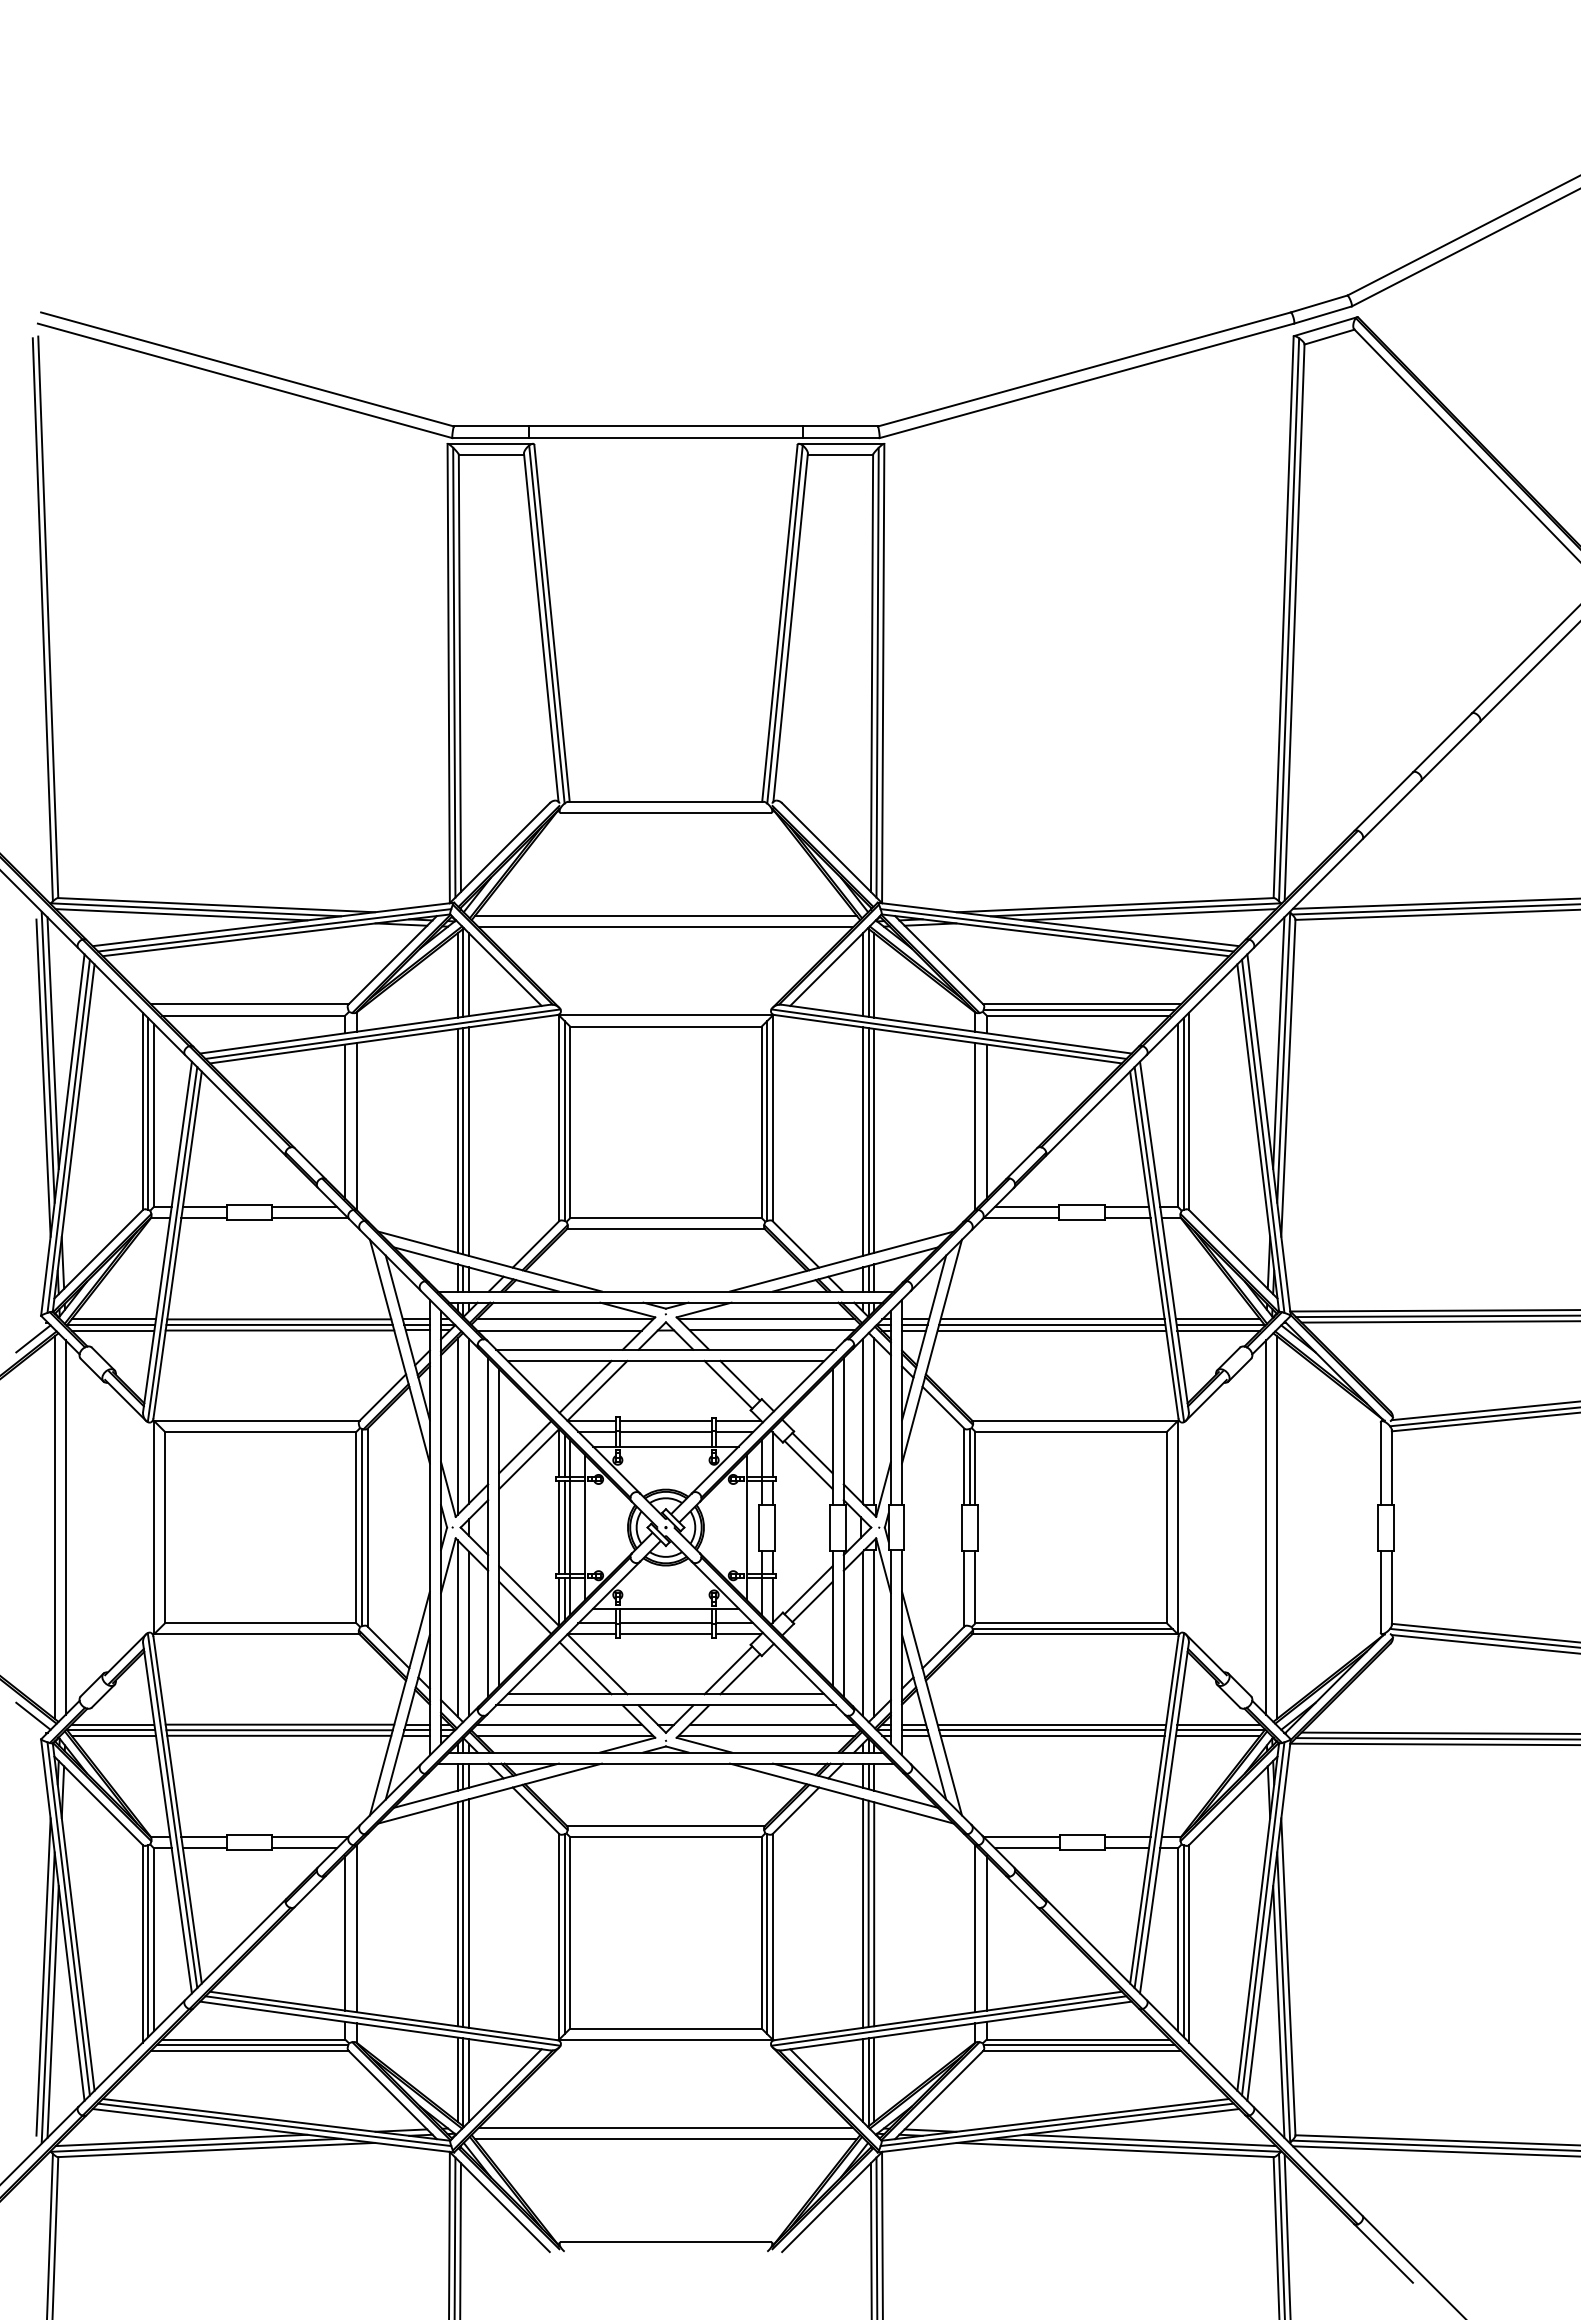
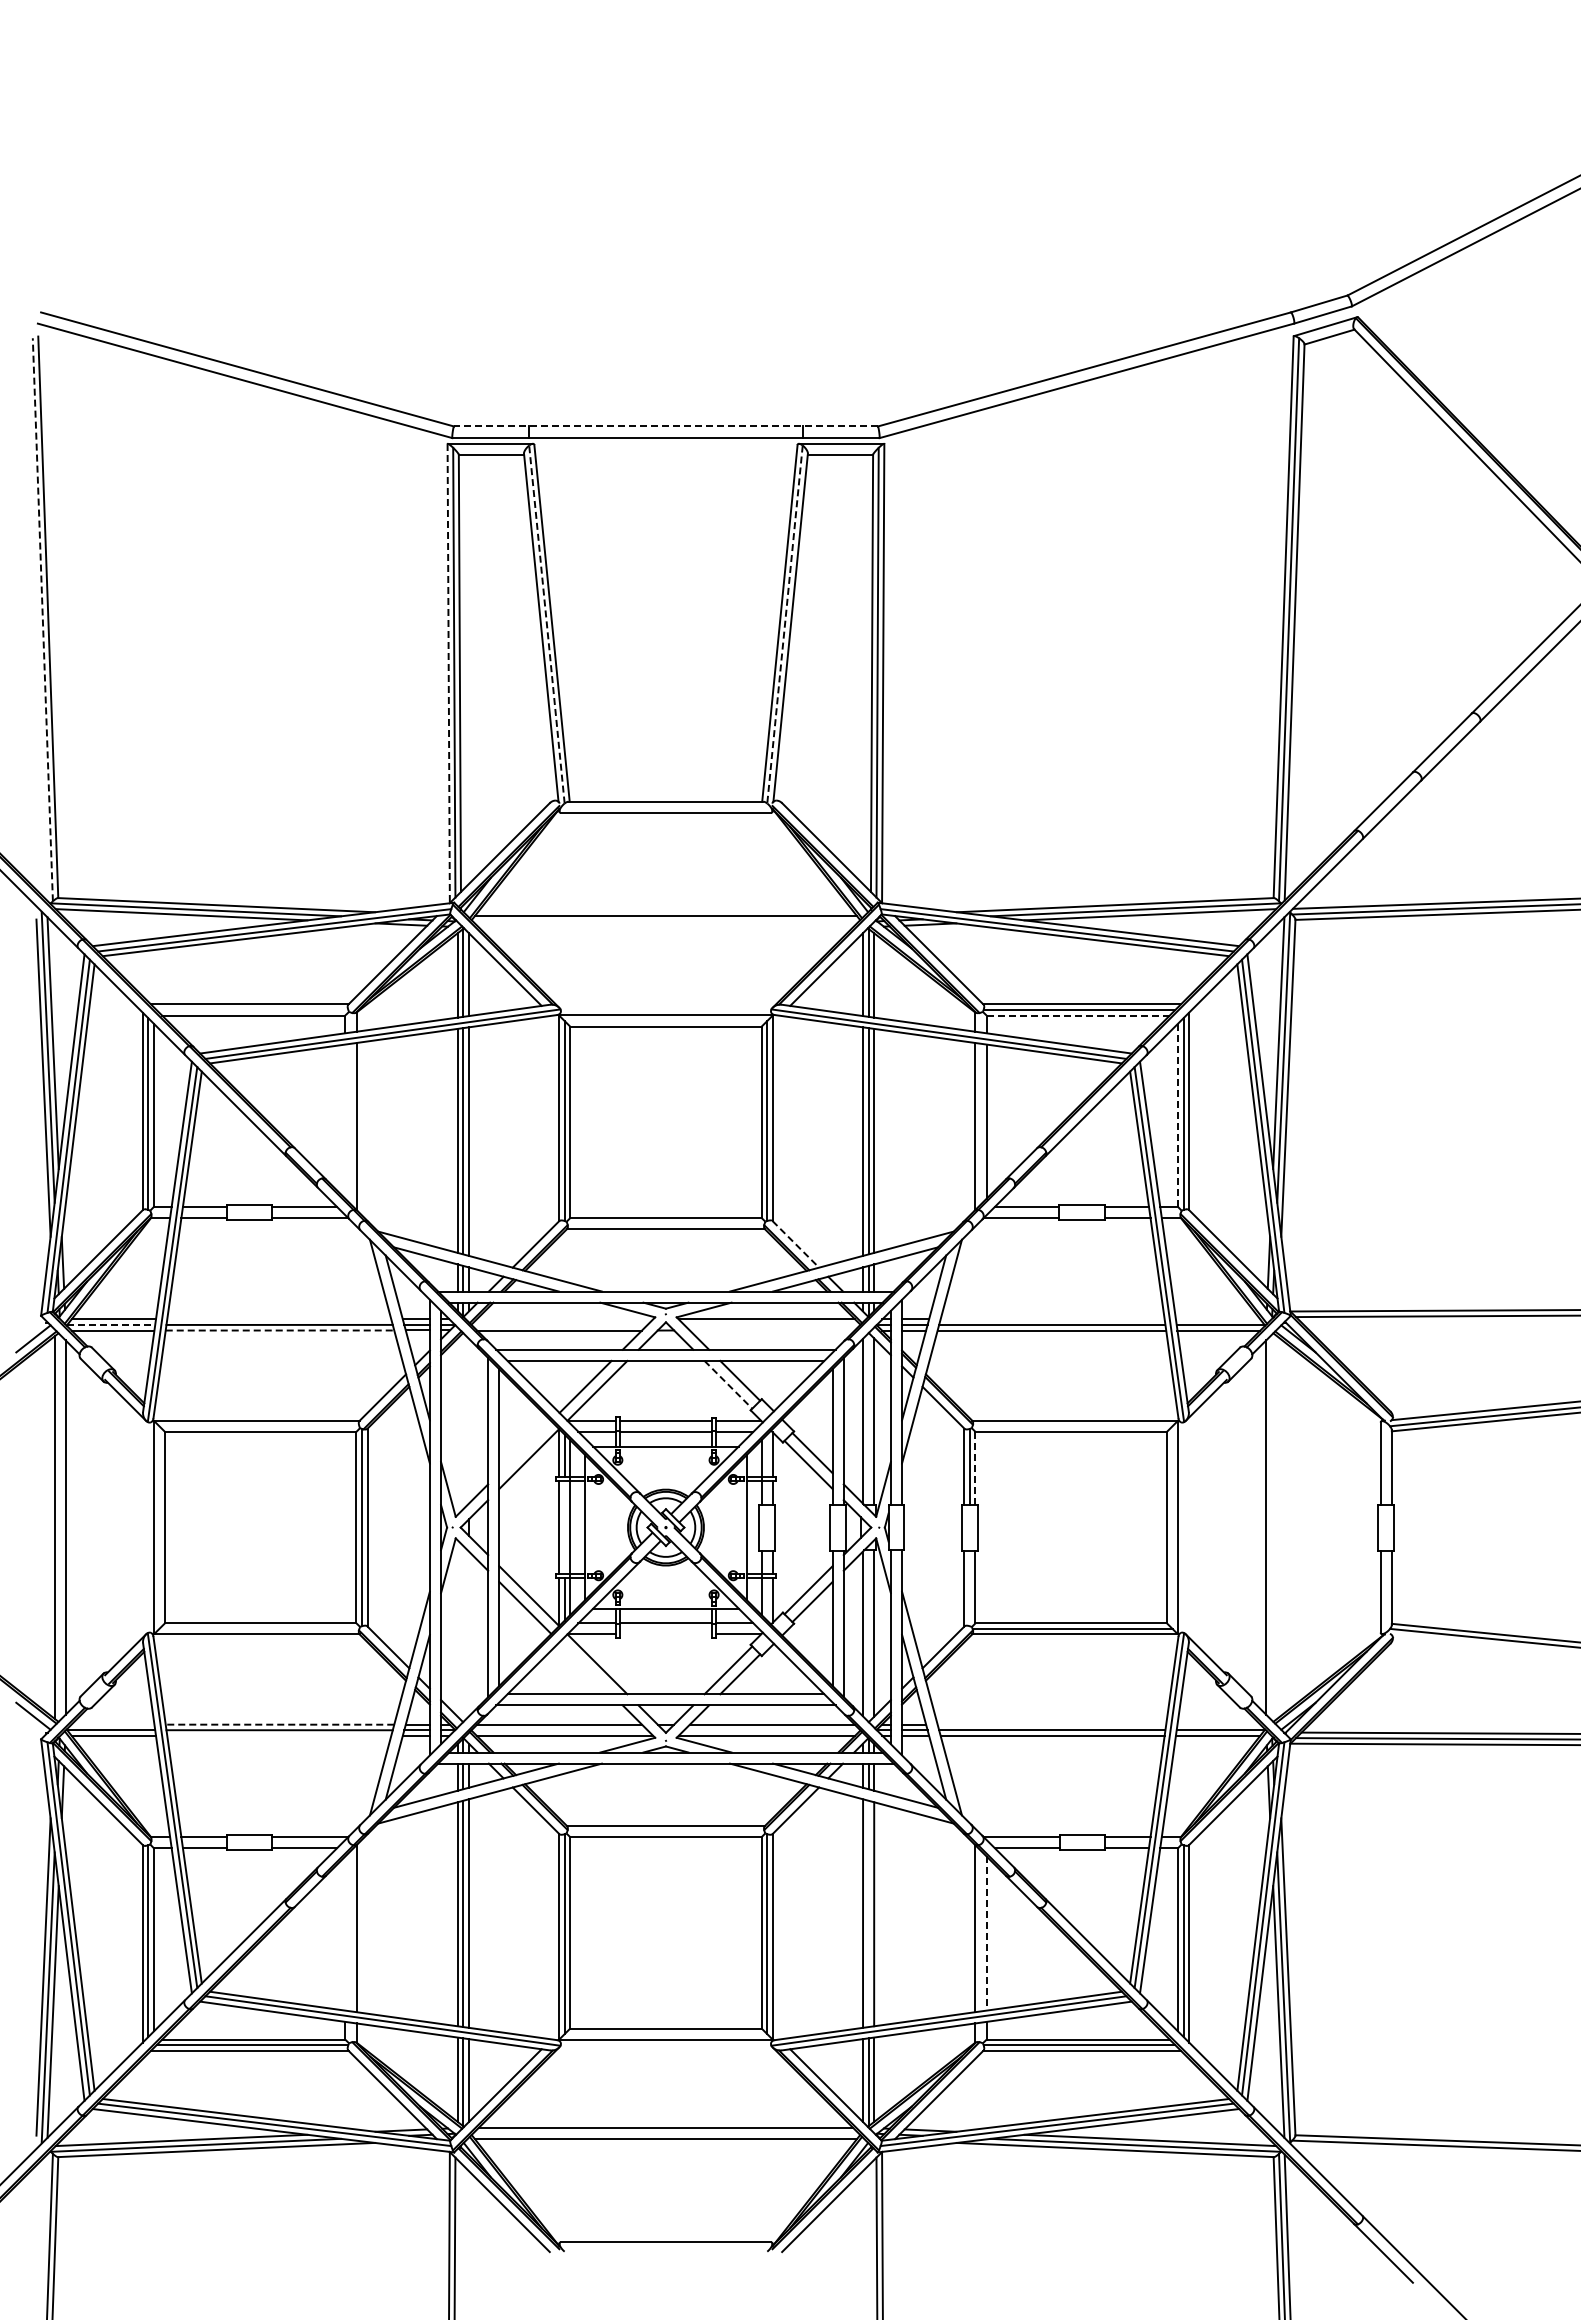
line: solid -> dashed (665, 426)
line: solid -> dashed (42, 619)
line: solid -> dashed (546, 624)
line: solid -> dashed (785, 624)
line: solid -> dashed (448, 673)
line: present -> none (665, 927)
line: solid -> dashed (1078, 1015)
line: solid -> dashed (1178, 1115)
line: present -> none (345, 1121)
line: solid -> dashed (795, 1244)
line: present -> none (279, 1319)
line: present -> none (564, 1319)
line: present -> none (1052, 1319)
line: present -> none (1217, 1319)
line: present -> none (1439, 1321)
line: solid -> dashed (111, 1324)
line: solid -> dashed (280, 1330)
line: present -> none (771, 1330)
line: solid -> dashed (728, 1384)
line: present -> none (468, 1420)
line: present -> none (457, 1426)
line: present -> none (525, 1447)
line: solid -> dashed (975, 1468)
line: present -> none (564, 1527)
line: present -> none (1277, 1527)
line: present -> none (457, 1628)
line: present -> none (468, 1633)
line: present -> none (665, 1634)
line: present -> none (1484, 1644)
line: present -> none (585, 1668)
line: present -> none (112, 1724)
line: solid -> dashed (279, 1724)
line: present -> none (1051, 1724)
line: present -> none (1218, 1724)
line: present -> none (279, 1735)
line: present -> none (868, 1913)
line: present -> none (345, 1933)
line: solid -> dashed (986, 1934)
line: present -> none (1434, 2151)
line: present -> none (460, 2239)
line: present -> none (870, 2239)
